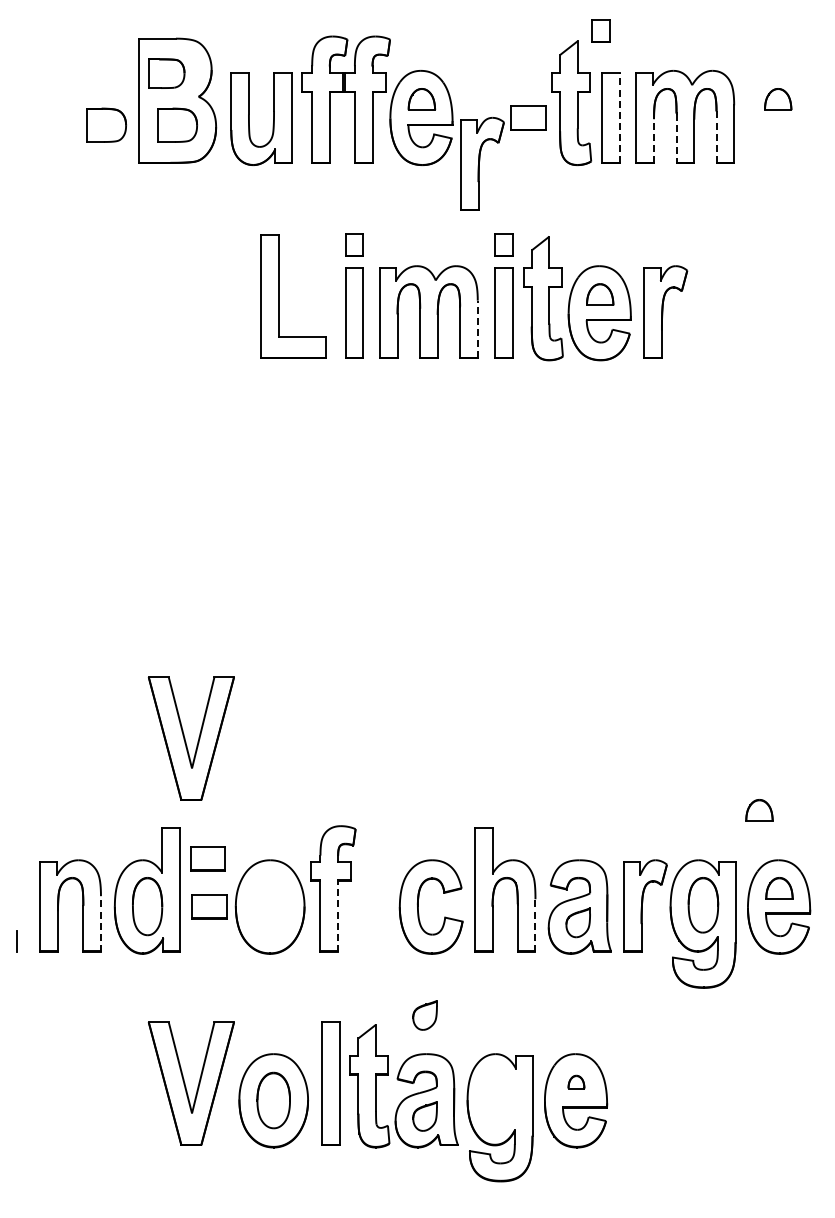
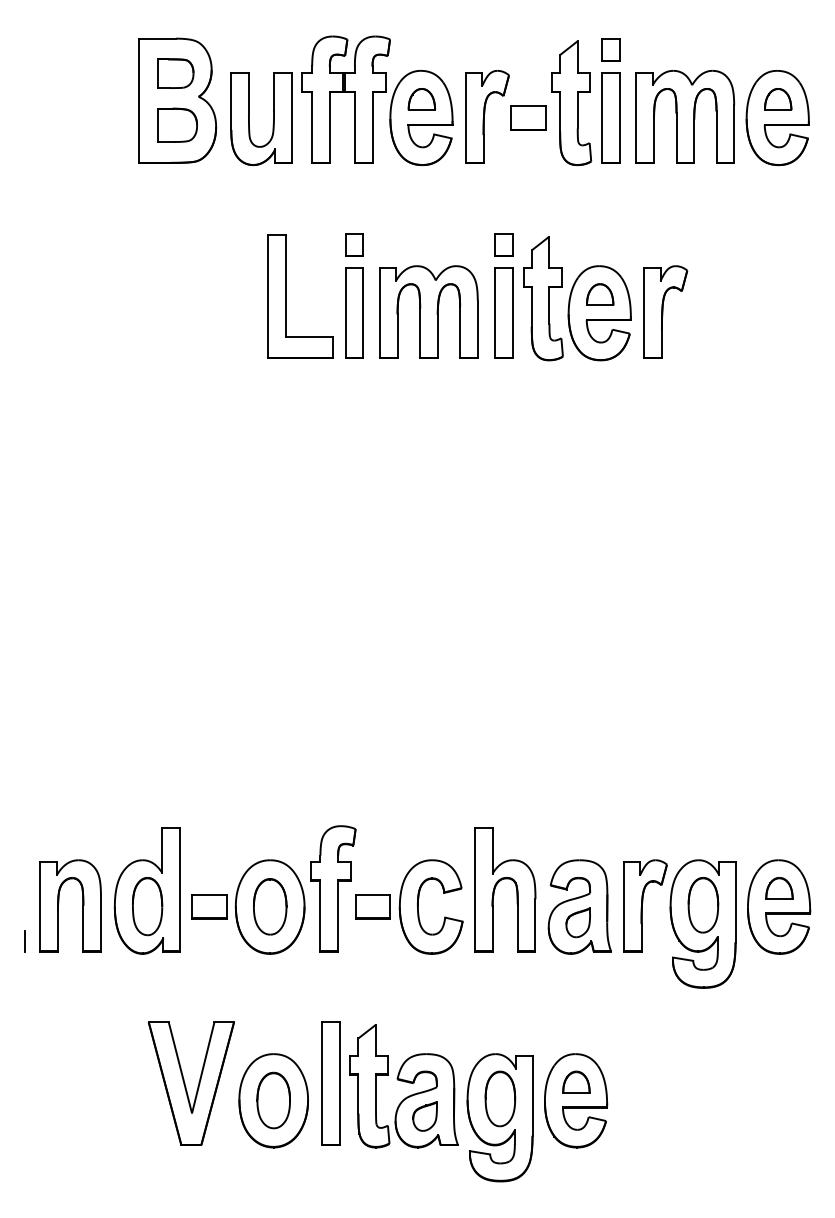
part position: (600, 30) -> (610, 49) (610, 49)
part position: (166, 73) -> (175, 73) (175, 73)
line: dashed -> solid (619, 117)
part: none -> present (777, 117)
part: present -> none (106, 124)
line: dashed -> solid (716, 137)
line: dashed -> solid (676, 138)
line: dashed -> solid (654, 141)
part position: (482, 163) -> (487, 116) (487, 116)
part position: (279, 296) -> (286, 296) (286, 296)
line: dashed -> solid (477, 329)
part: present -> none (190, 738)
part: present -> none (759, 810)
part position: (207, 858) -> (372, 906) (372, 906)
part: none -> present (270, 906)
line: dashed -> solid (338, 915)
line: dashed -> solid (100, 923)
line: dashed -> solid (535, 925)
line position: (16, 941) -> (24, 941) (24, 941)
part: present -> none (424, 1015)
part size: 19x16 px -> 29x24 px (576, 1081)
part: none -> present (500, 1098)
